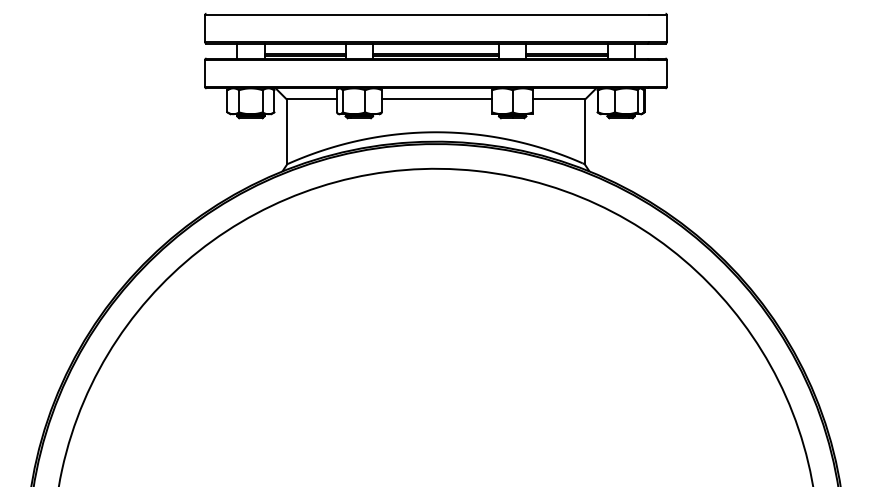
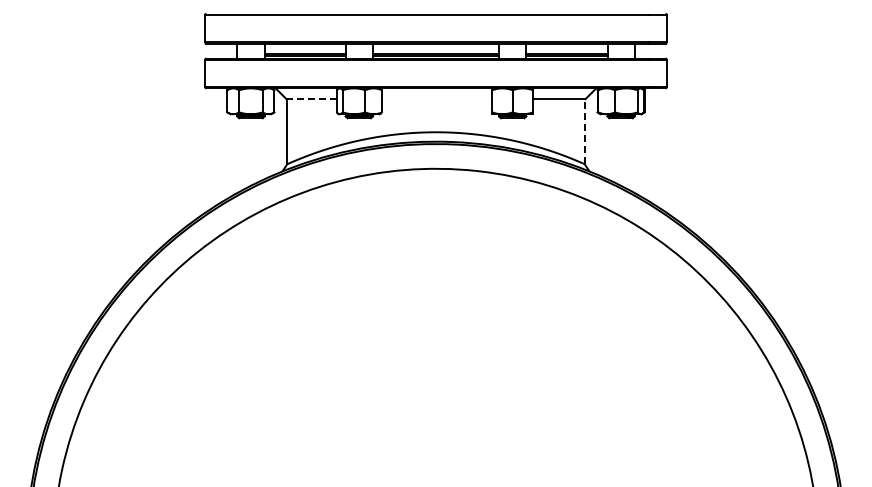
line: solid -> dashed (311, 99)
line: present -> none (437, 99)
line: solid -> dashed (584, 131)
